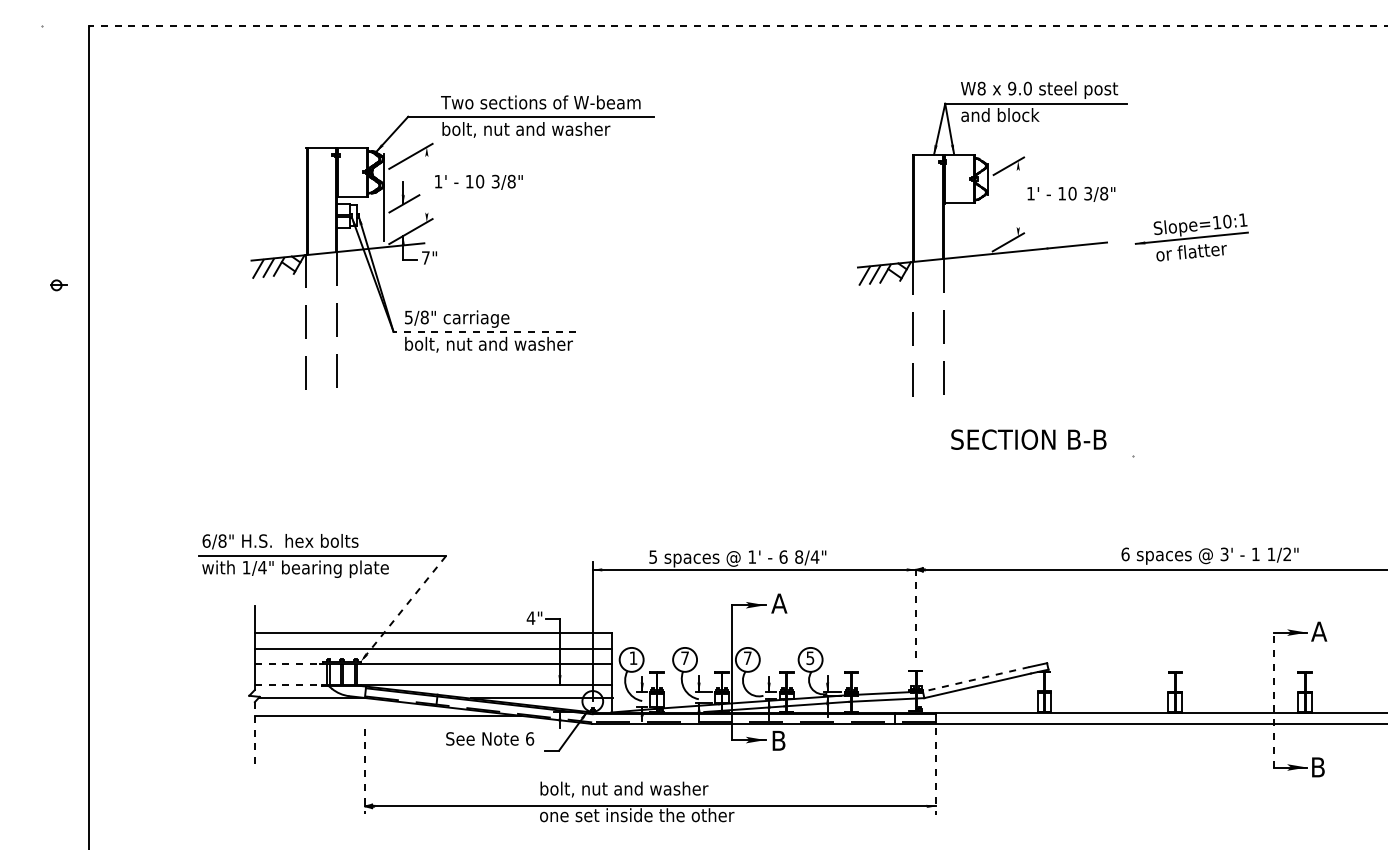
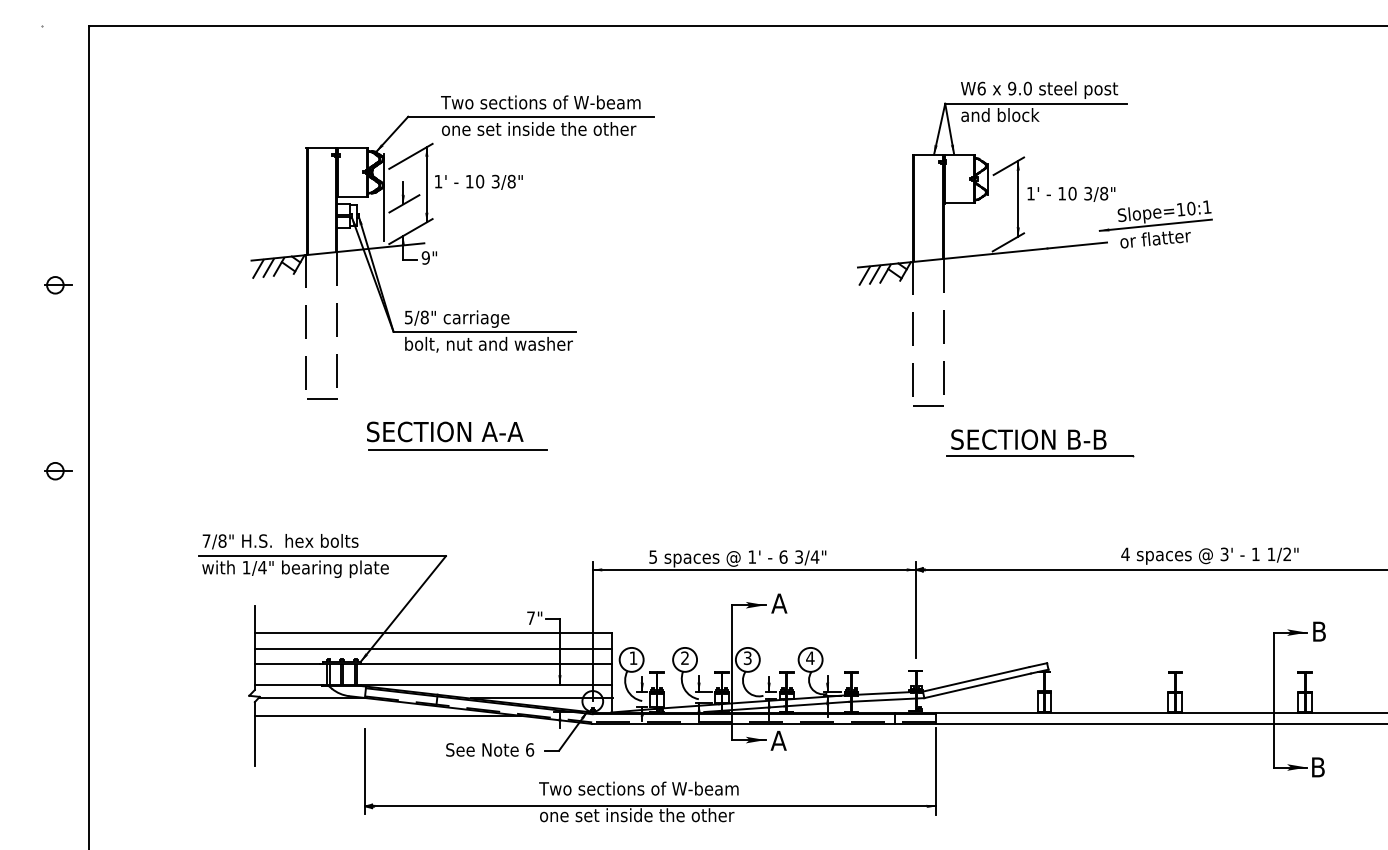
line: dashed -> solid (737, 26)
text: W8 -> W6 (981, 88)
text: bolt, nut and washer -> one set inside the other (539, 129)
line: none -> present (426, 184)
line: none -> present (1018, 198)
part position: (1191, 237) -> (1155, 224) (1155, 224)
text: 7" -> 9" (425, 257)
part size: 18x13 px -> 29x19 px (58, 285)
line: dashed -> solid (484, 331)
line: none -> present (322, 398)
line: none -> present (928, 405)
part: none -> present (457, 435)
line: none -> present (1039, 456)
part: none -> present (58, 471)
text: 6/8" -> 7/8" (206, 540)
text: 6 -> 4 (1125, 554)
text: 8/4" -> 3/4" (799, 556)
line: dashed -> solid (403, 608)
line: dashed -> solid (916, 609)
text: 4" -> 7" (530, 617)
text: A -> B (1319, 631)
text: 7 -> 2 (684, 657)
text: 7 -> 3 (747, 658)
text: 5 -> 4 (810, 658)
line: dashed -> solid (287, 663)
line: dashed -> solid (976, 679)
line: dashed -> solid (289, 684)
line: dashed -> solid (1273, 699)
line: dashed -> solid (254, 734)
text position: (490, 738) -> (490, 749) (490, 749)
text: B -> A (778, 740)
line: dashed -> solid (365, 771)
line: dashed -> solid (936, 771)
text: bolt, nut and washer -> Two sections of W-beam (638, 789)
